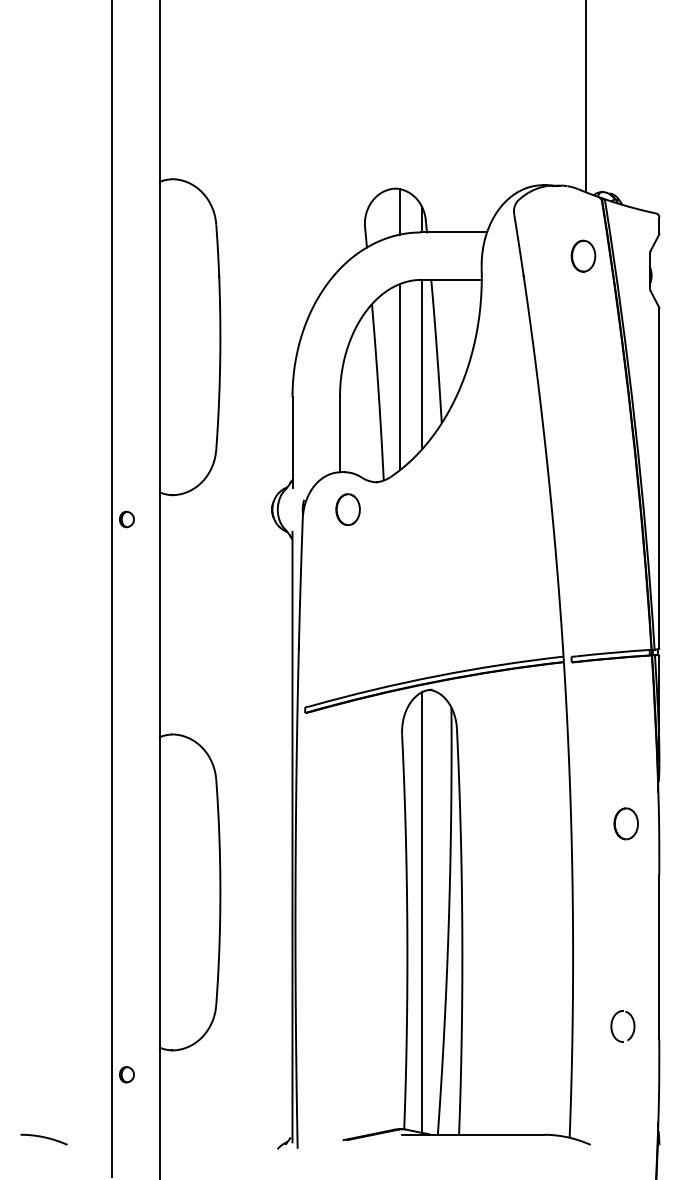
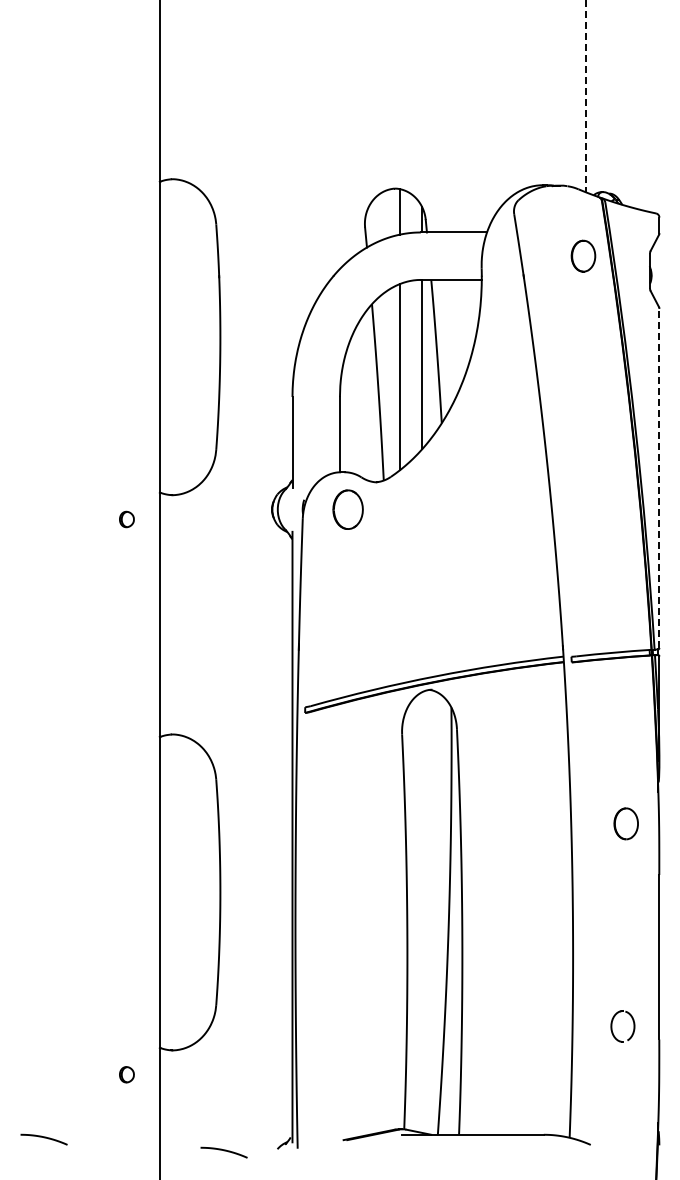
line: solid -> dashed (586, 96)
line: solid -> dashed (659, 478)
part size: 26x33 px -> 32x41 px (347, 509)
line: present -> none (112, 589)
line: present -> none (422, 912)
curve: none -> present (224, 1151)
